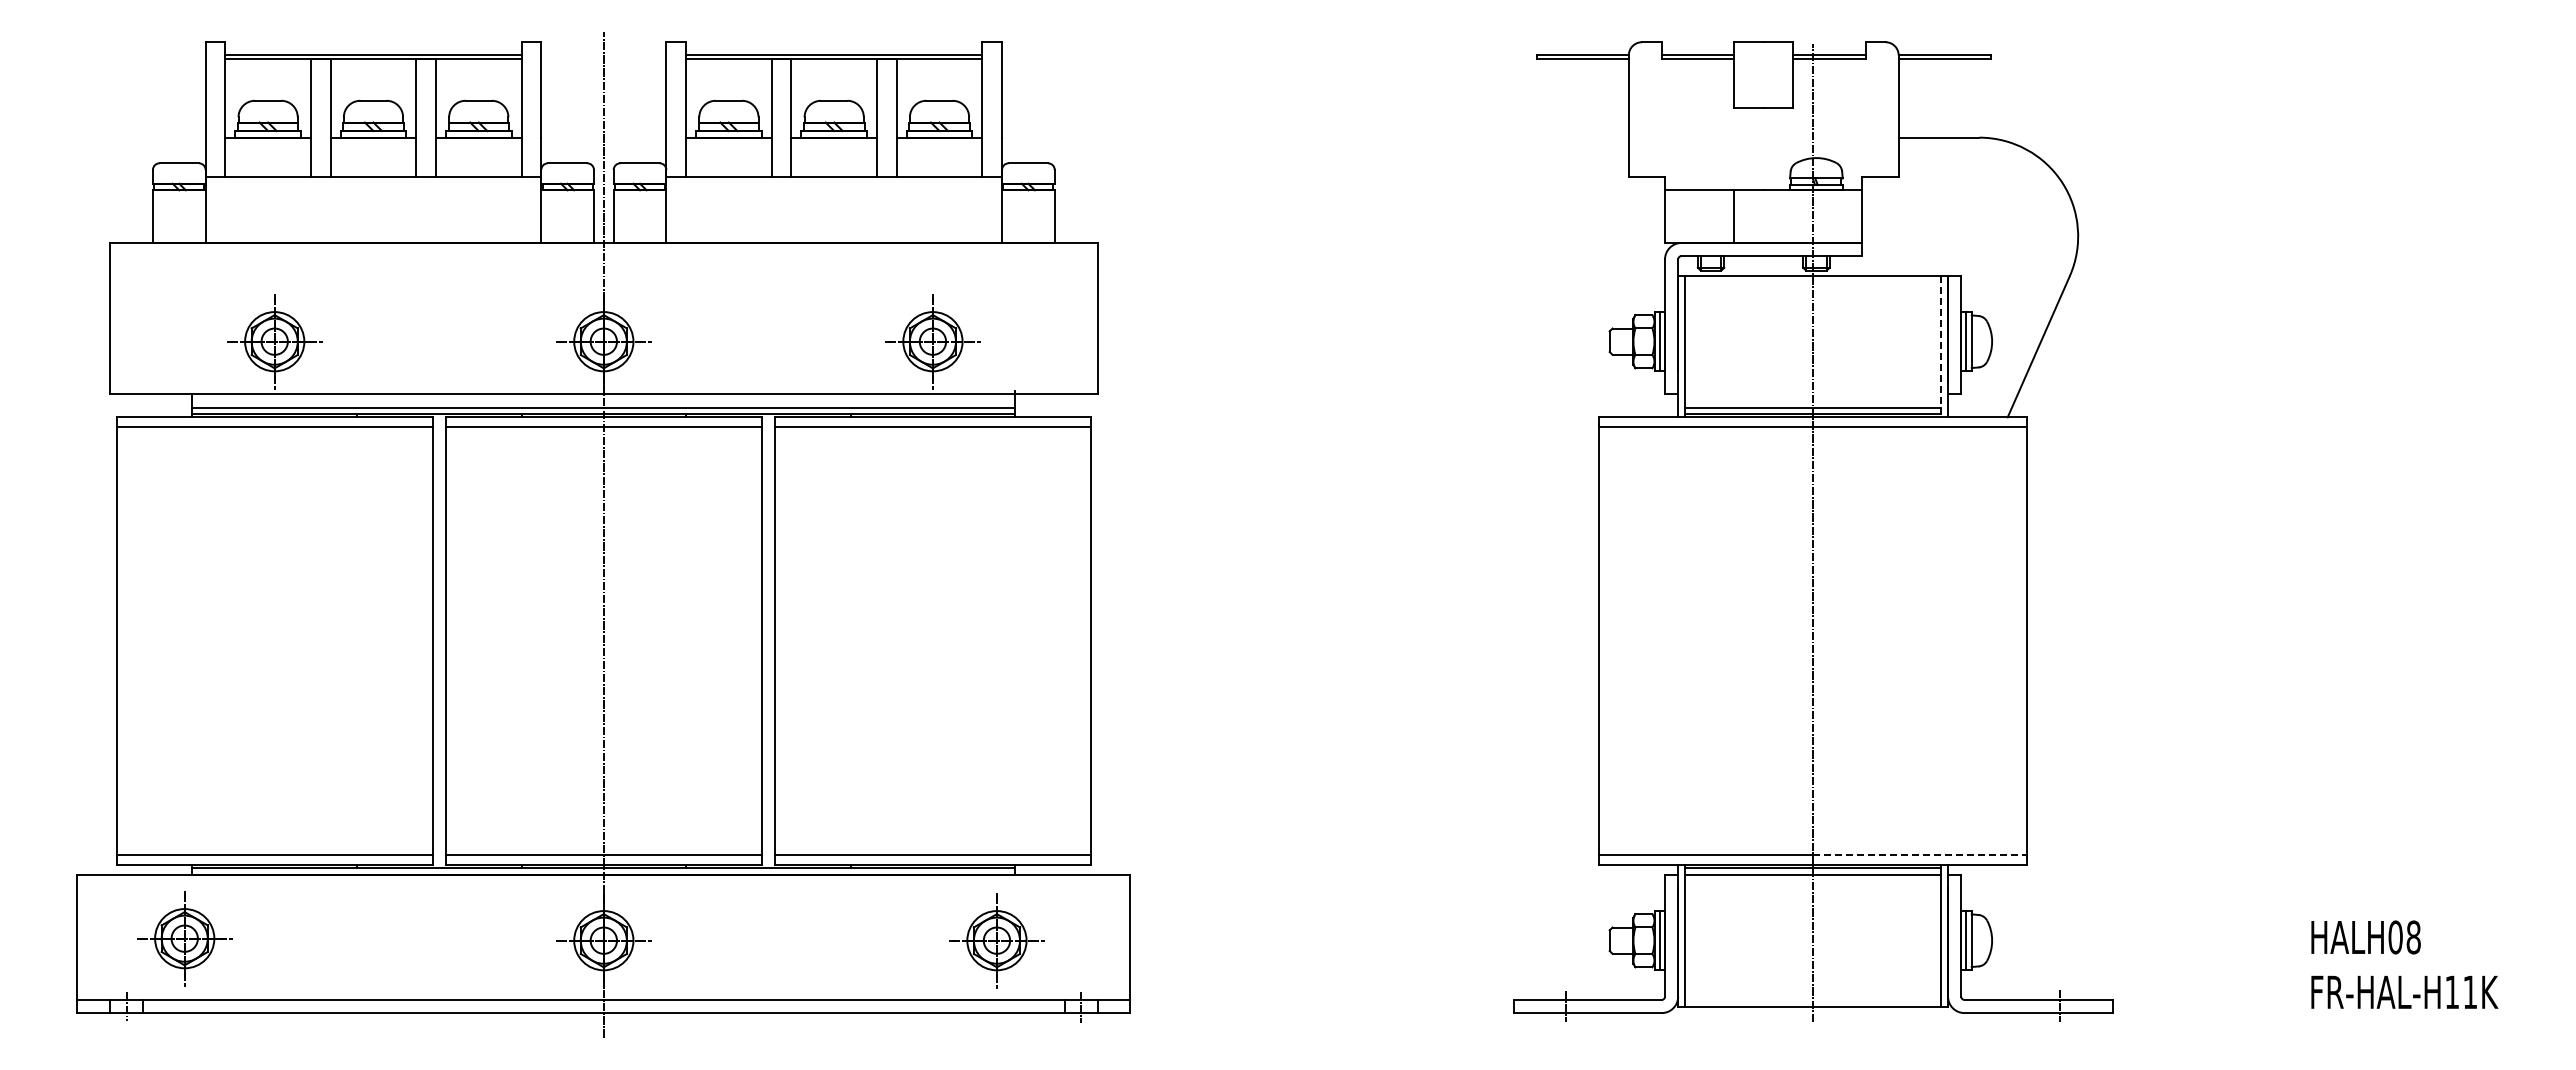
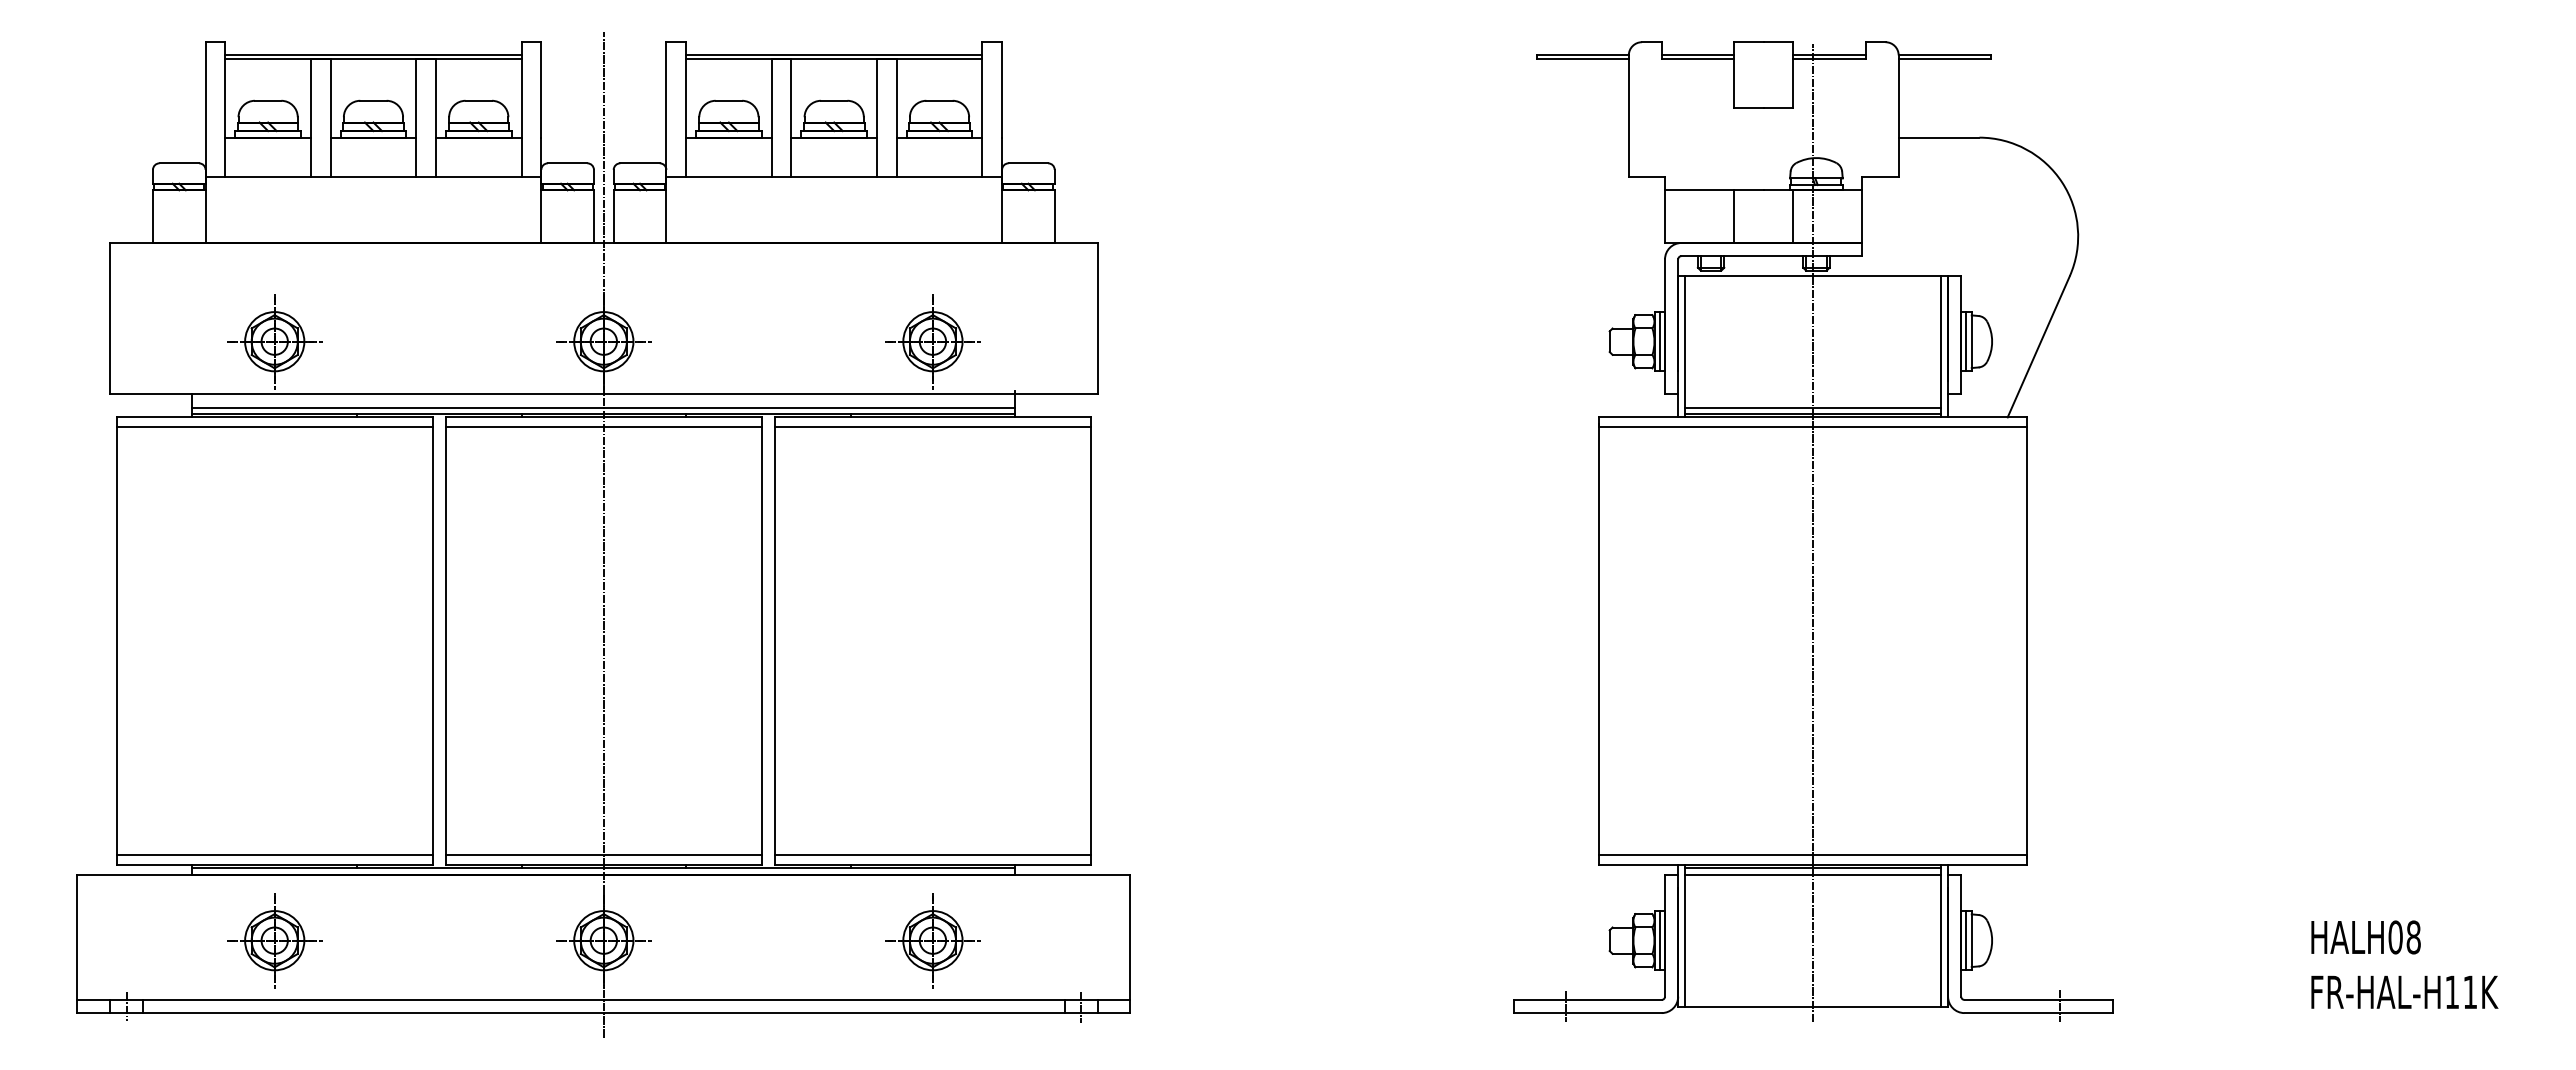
line: none -> present (1793, 216)
line: dashed -> solid (1941, 346)
line: dashed -> solid (1920, 855)
part position: (184, 938) -> (274, 940) (274, 940)
part position: (996, 940) -> (932, 940) (932, 940)
